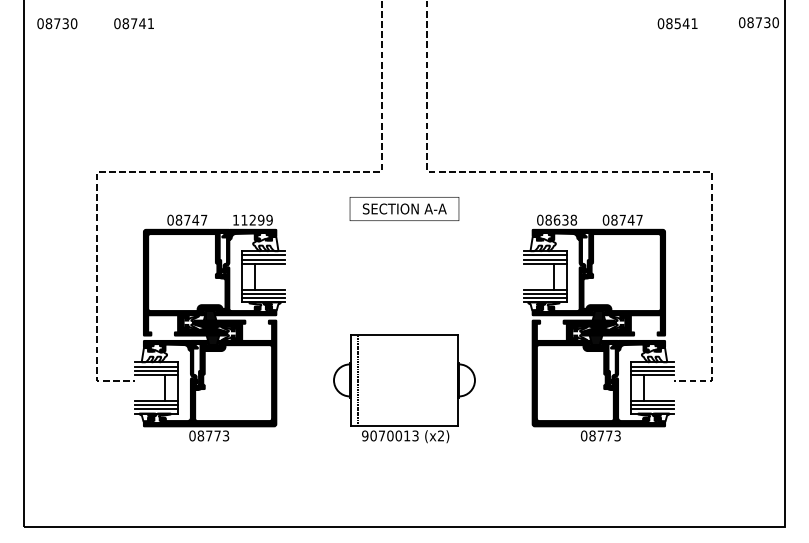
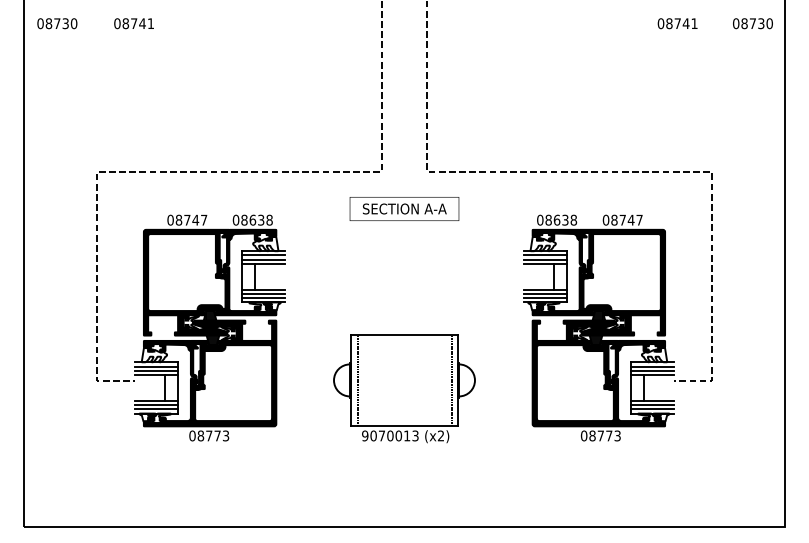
text position: (758, 22) -> (752, 23) (752, 23)
text: 08541 -> 08741 (677, 23)
text: 11299 -> 08638 (252, 219)
line: none -> present (451, 380)
